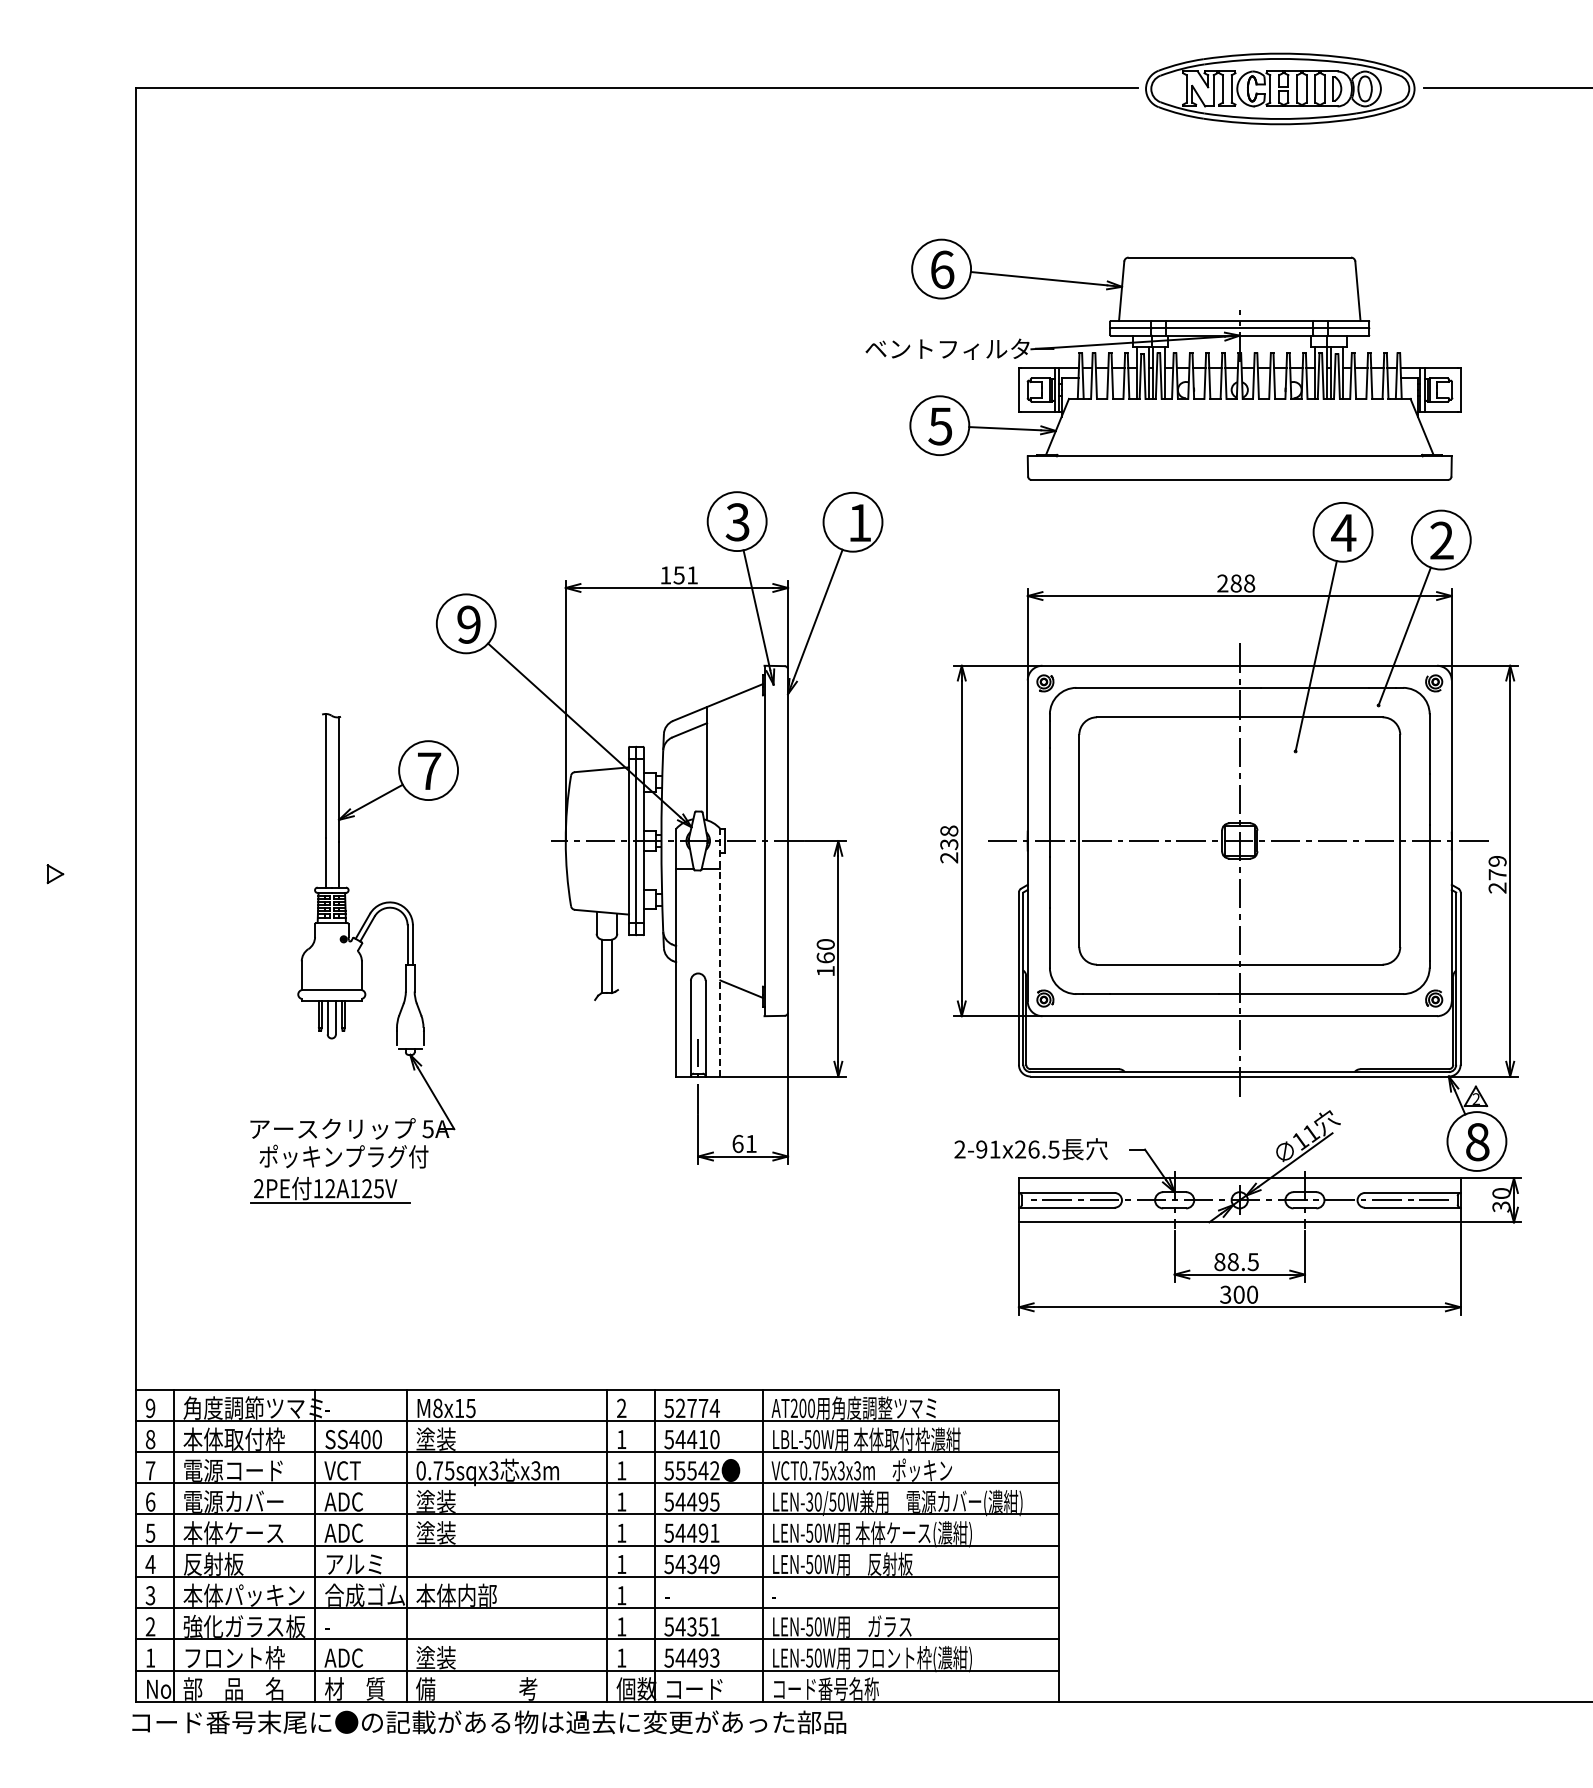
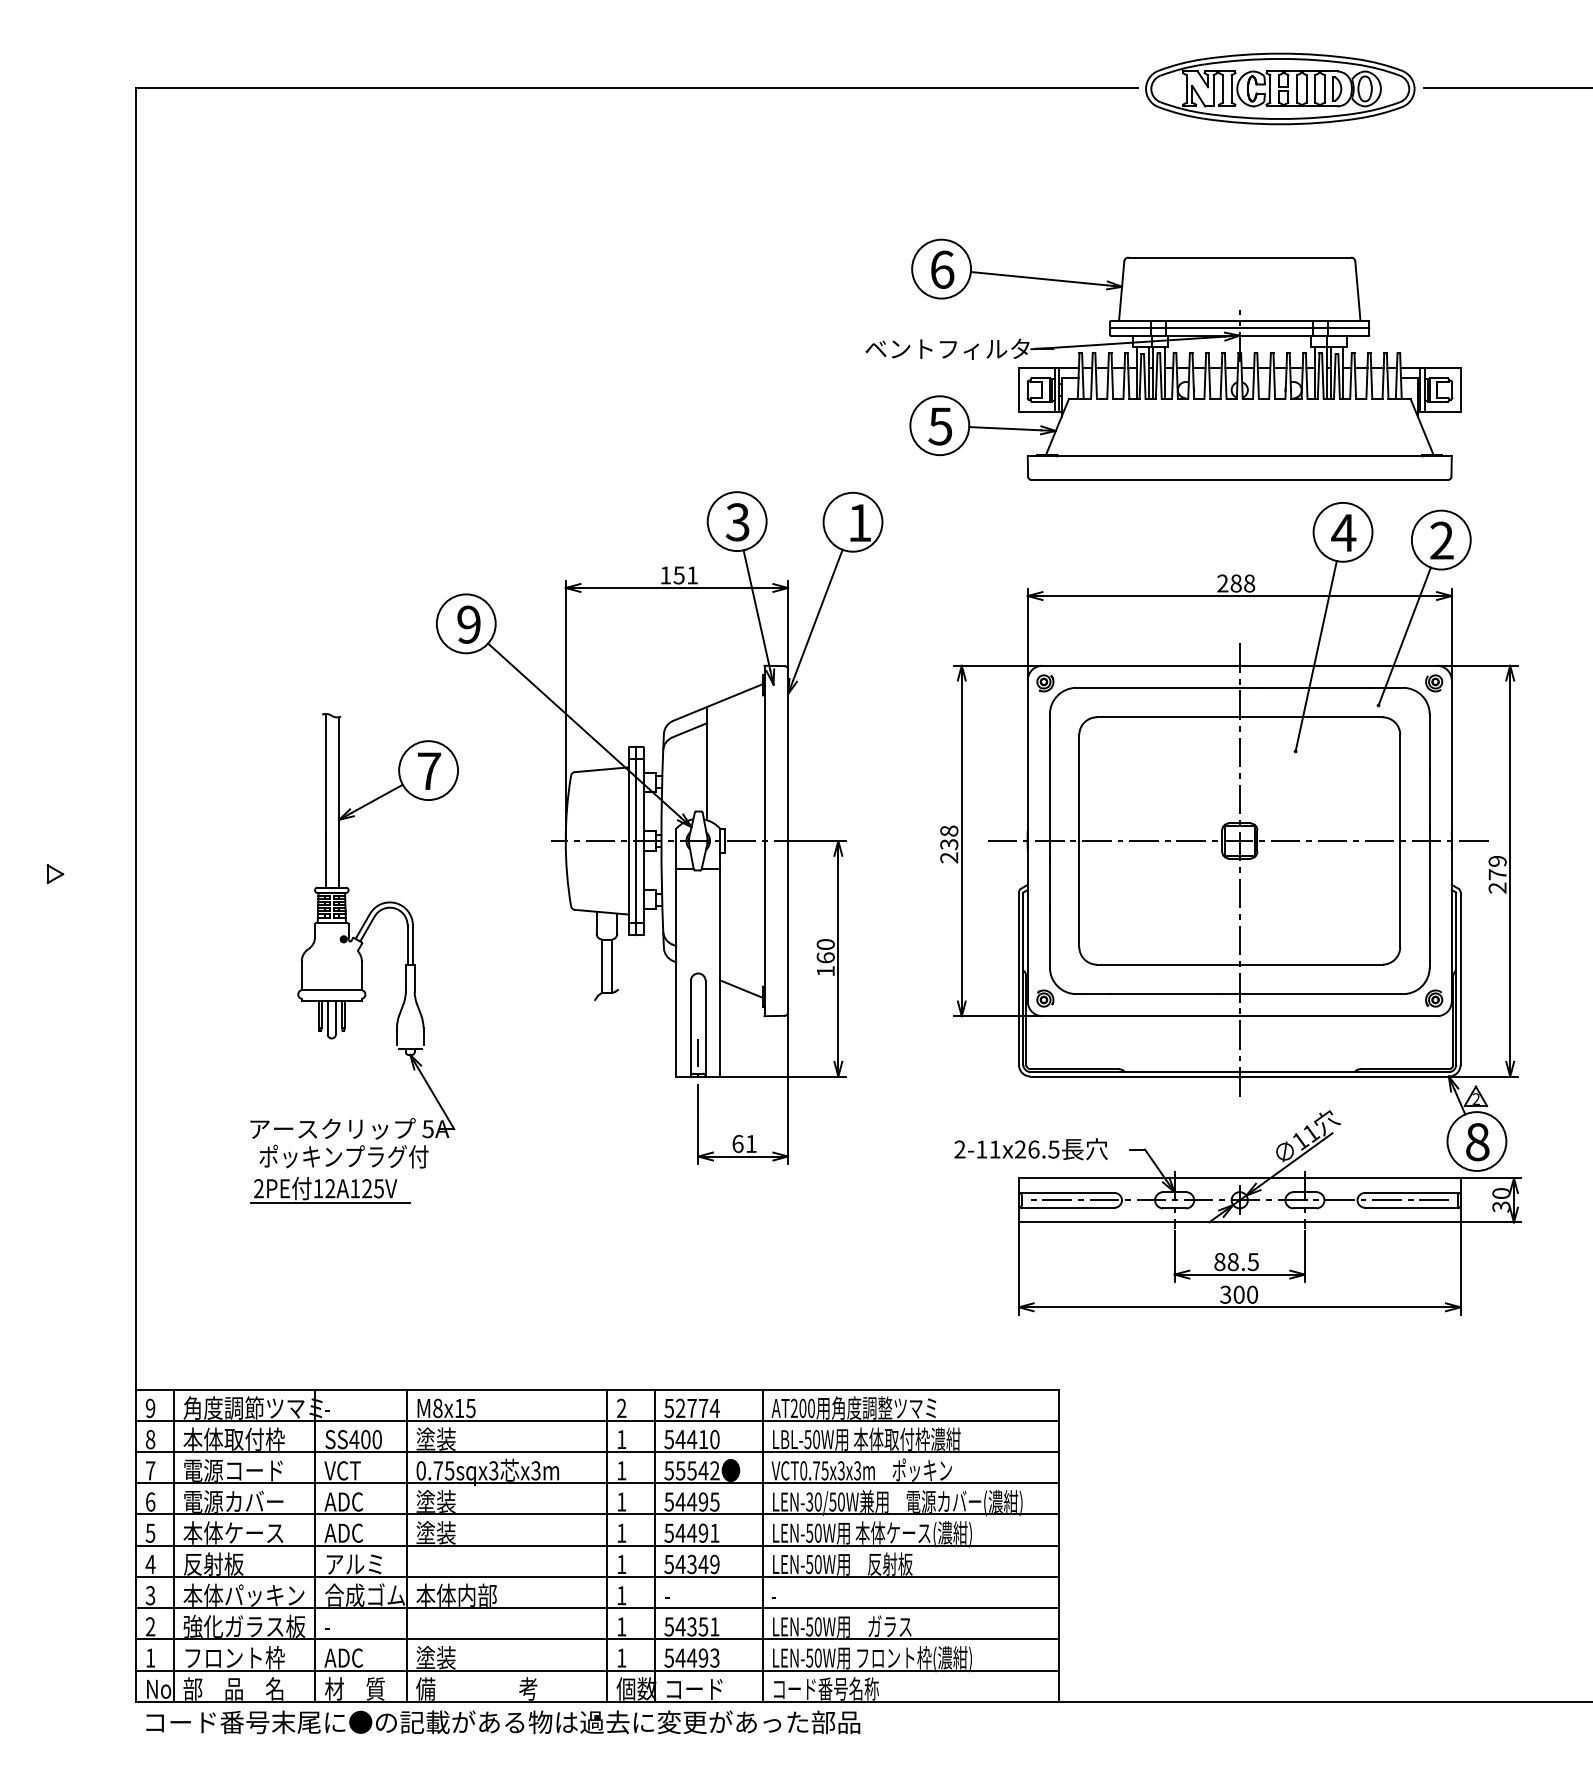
line: dashed -> solid (720, 952)
text: 2-91x26.5 -> 2-11x26.5 (981, 1149)
text position: (489, 1722) -> (503, 1722) (503, 1722)
